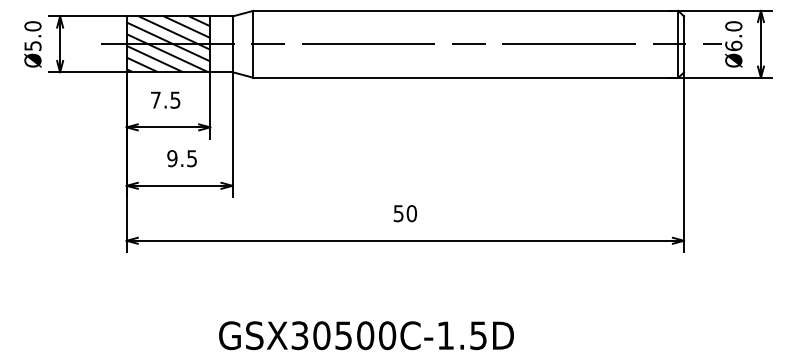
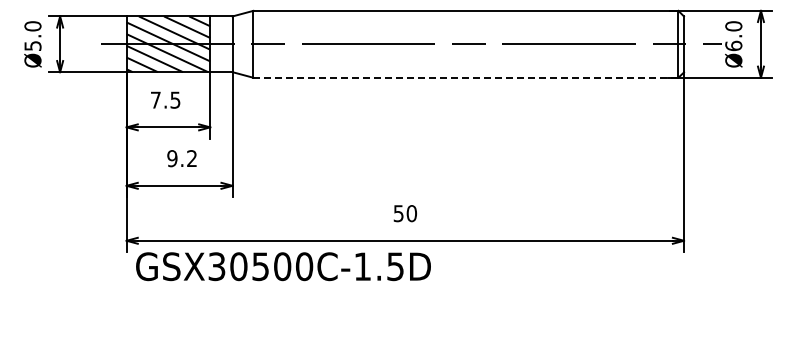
line: solid -> dashed (465, 77)
text: 9.5 -> 9.2 (191, 158)
text position: (366, 335) -> (283, 266) (283, 266)
